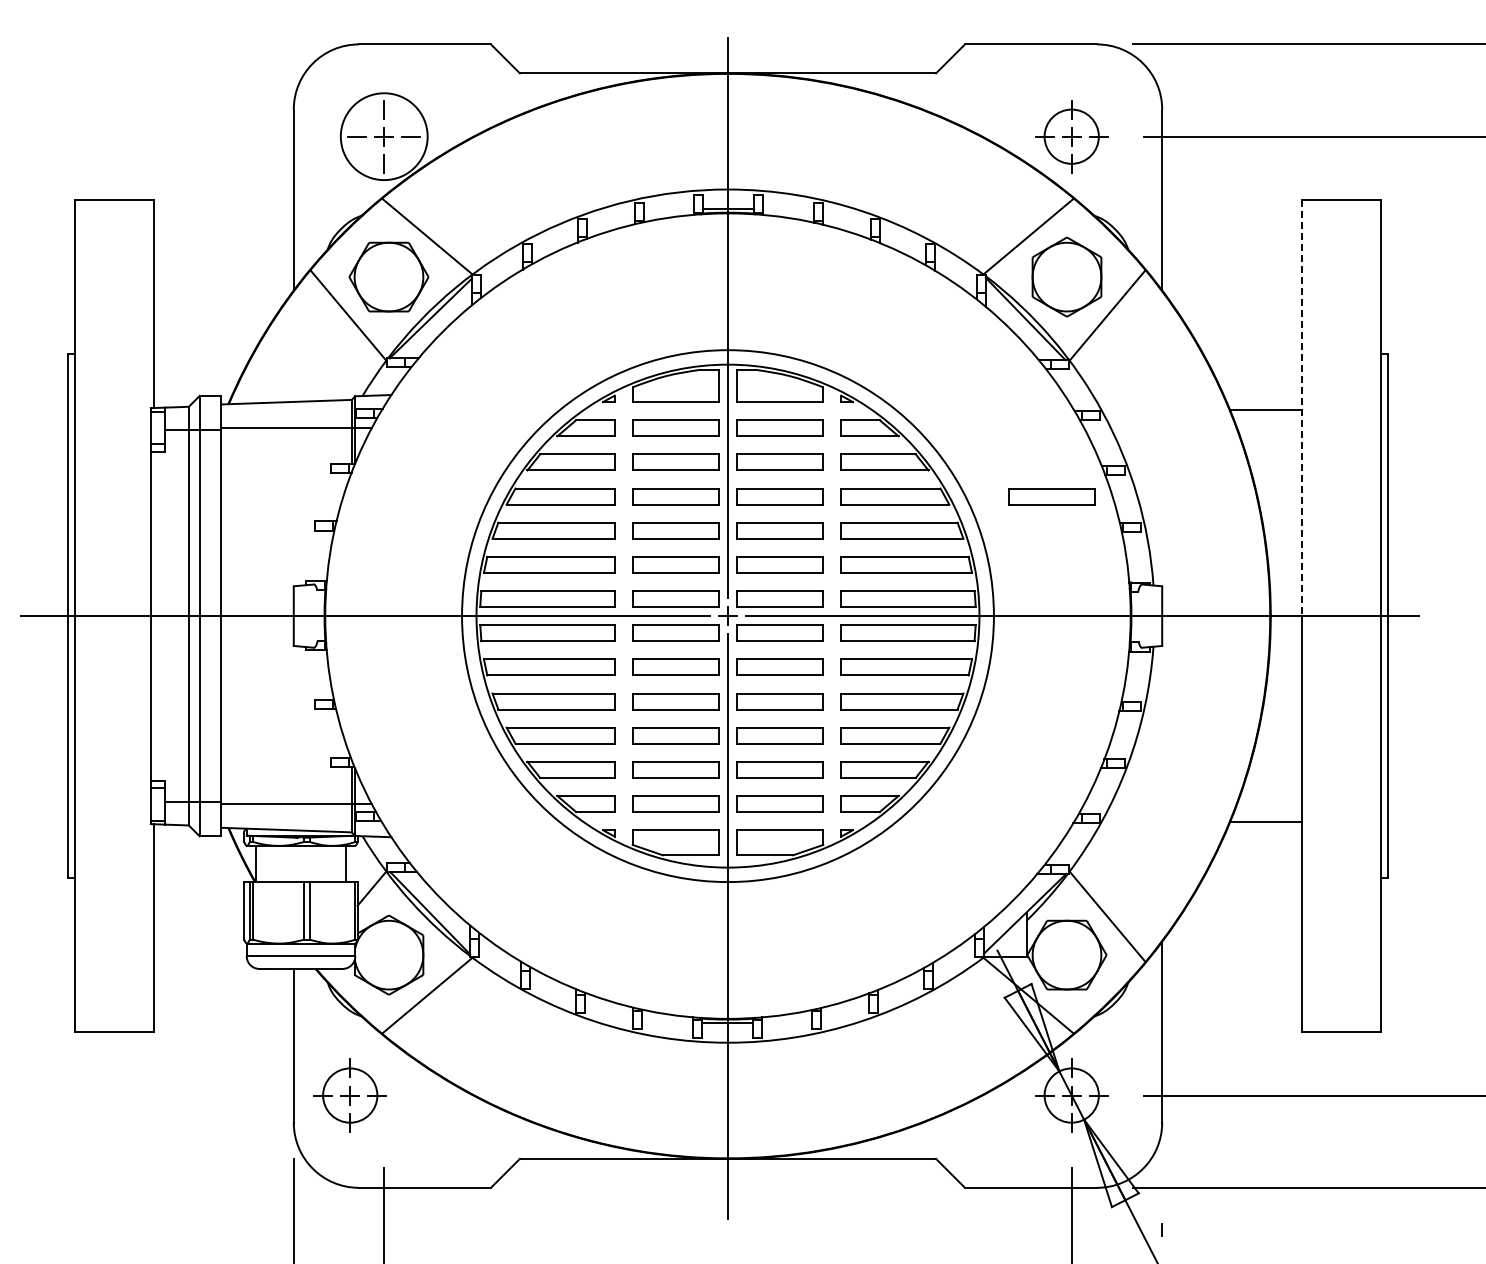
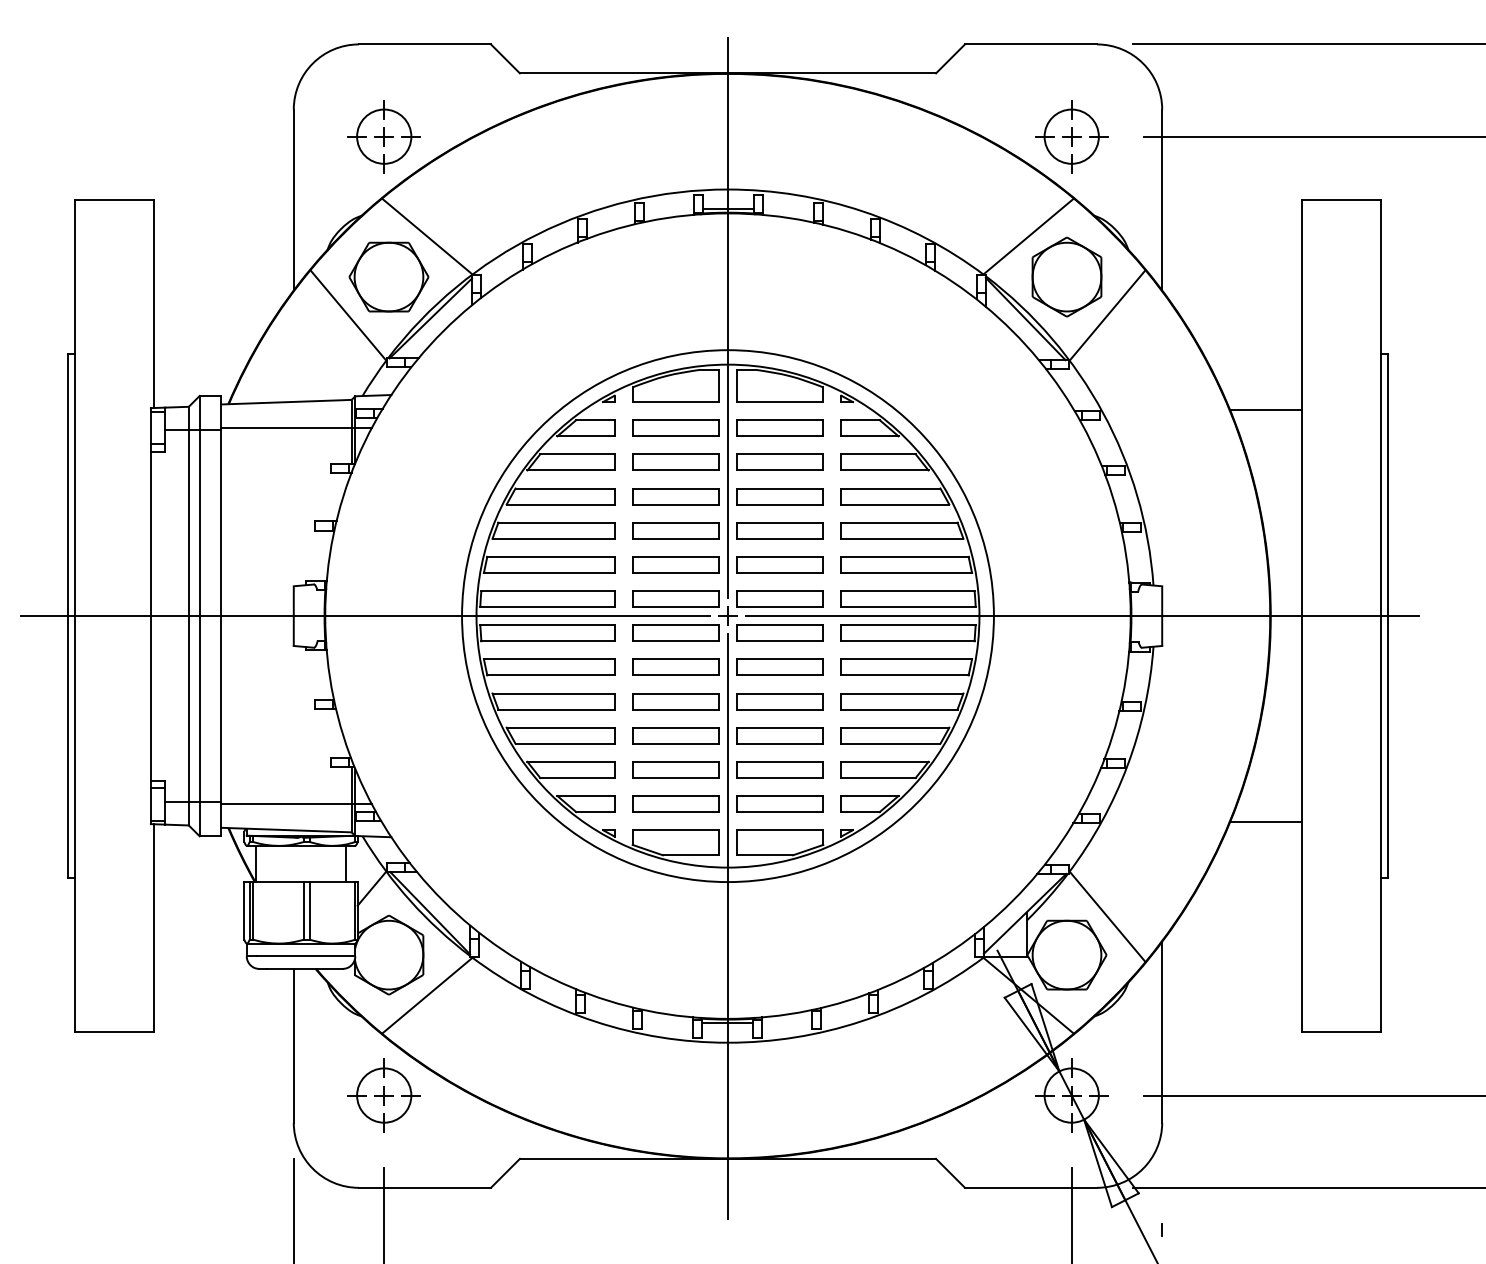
circle diameter: 87 px -> 54 px (384, 136)
line: dashed -> solid (1301, 408)
part: present -> none (1051, 496)
part position: (349, 1095) -> (383, 1095) (383, 1095)
